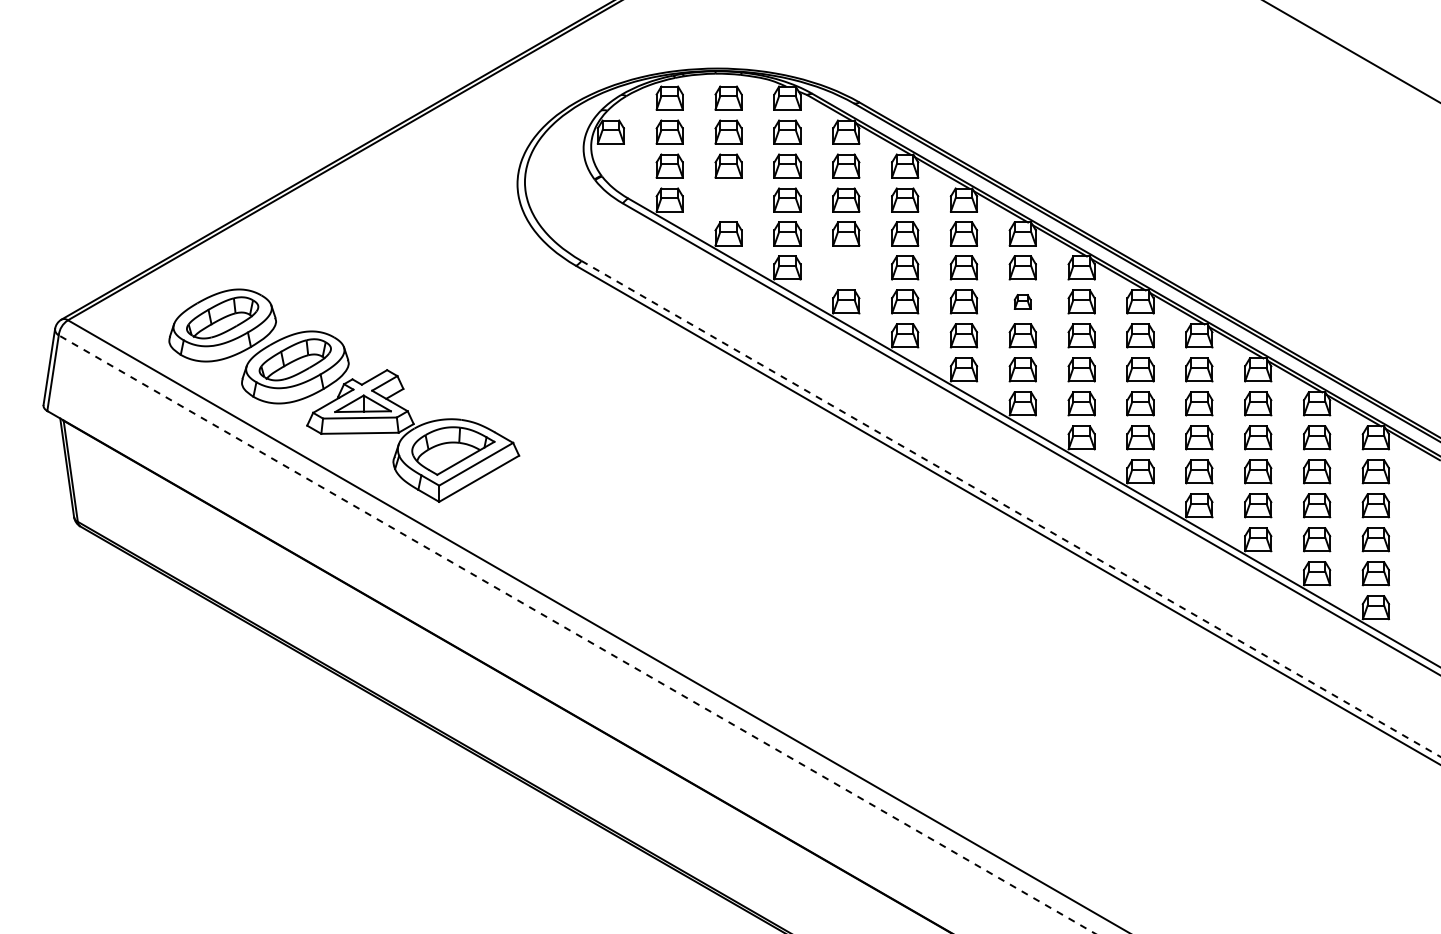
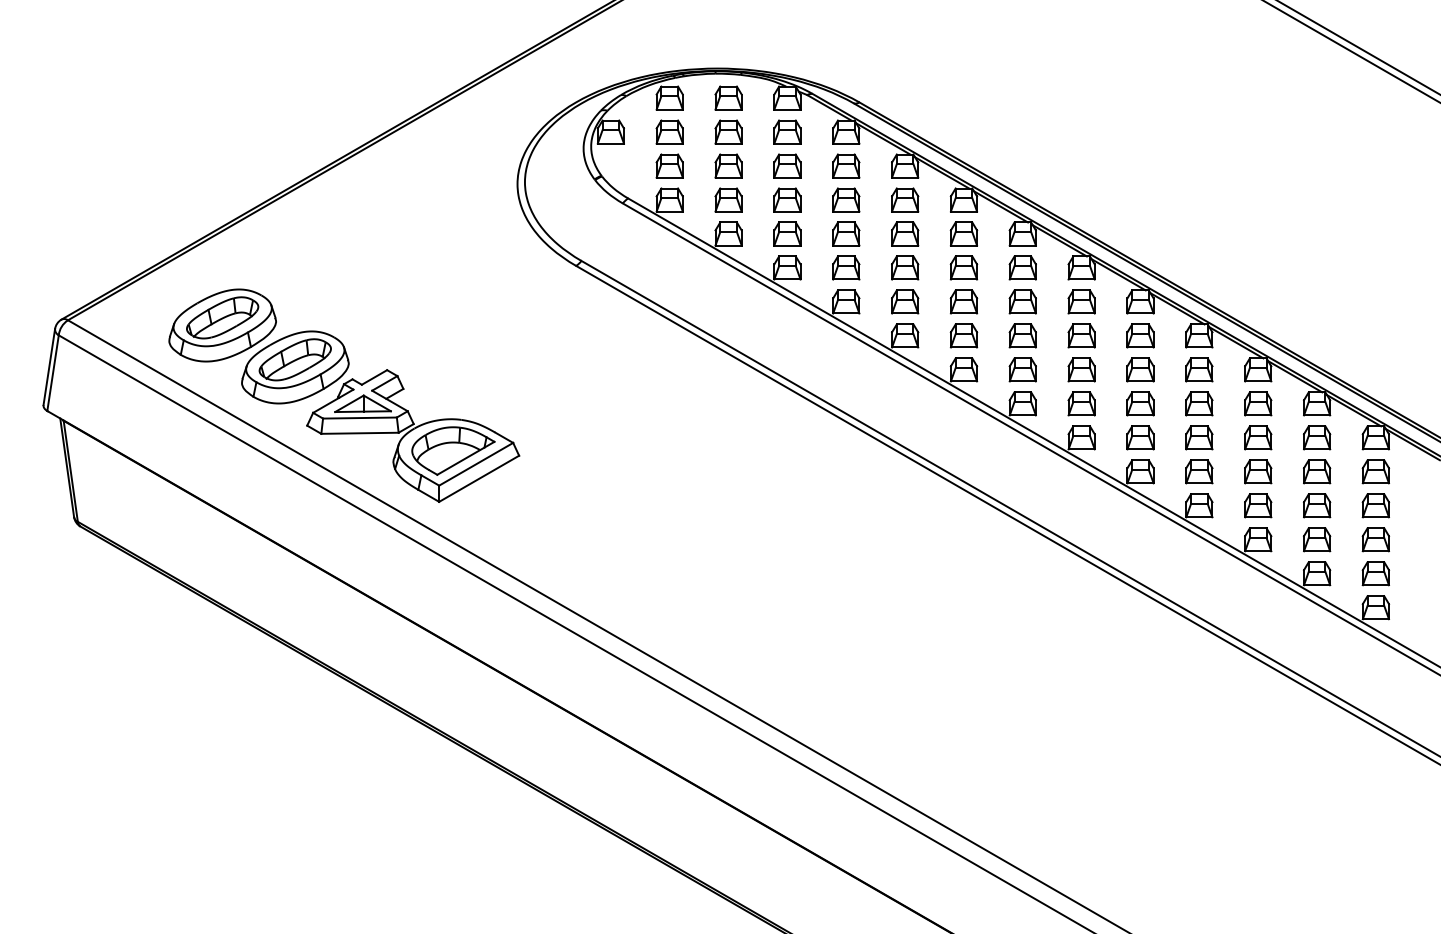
line: none -> present (1358, 47)
part: none -> present (728, 199)
part: none -> present (846, 267)
part size: 19x16 px -> 29x26 px (1022, 301)
line: dashed -> solid (1010, 508)
line: dashed -> solid (576, 634)
